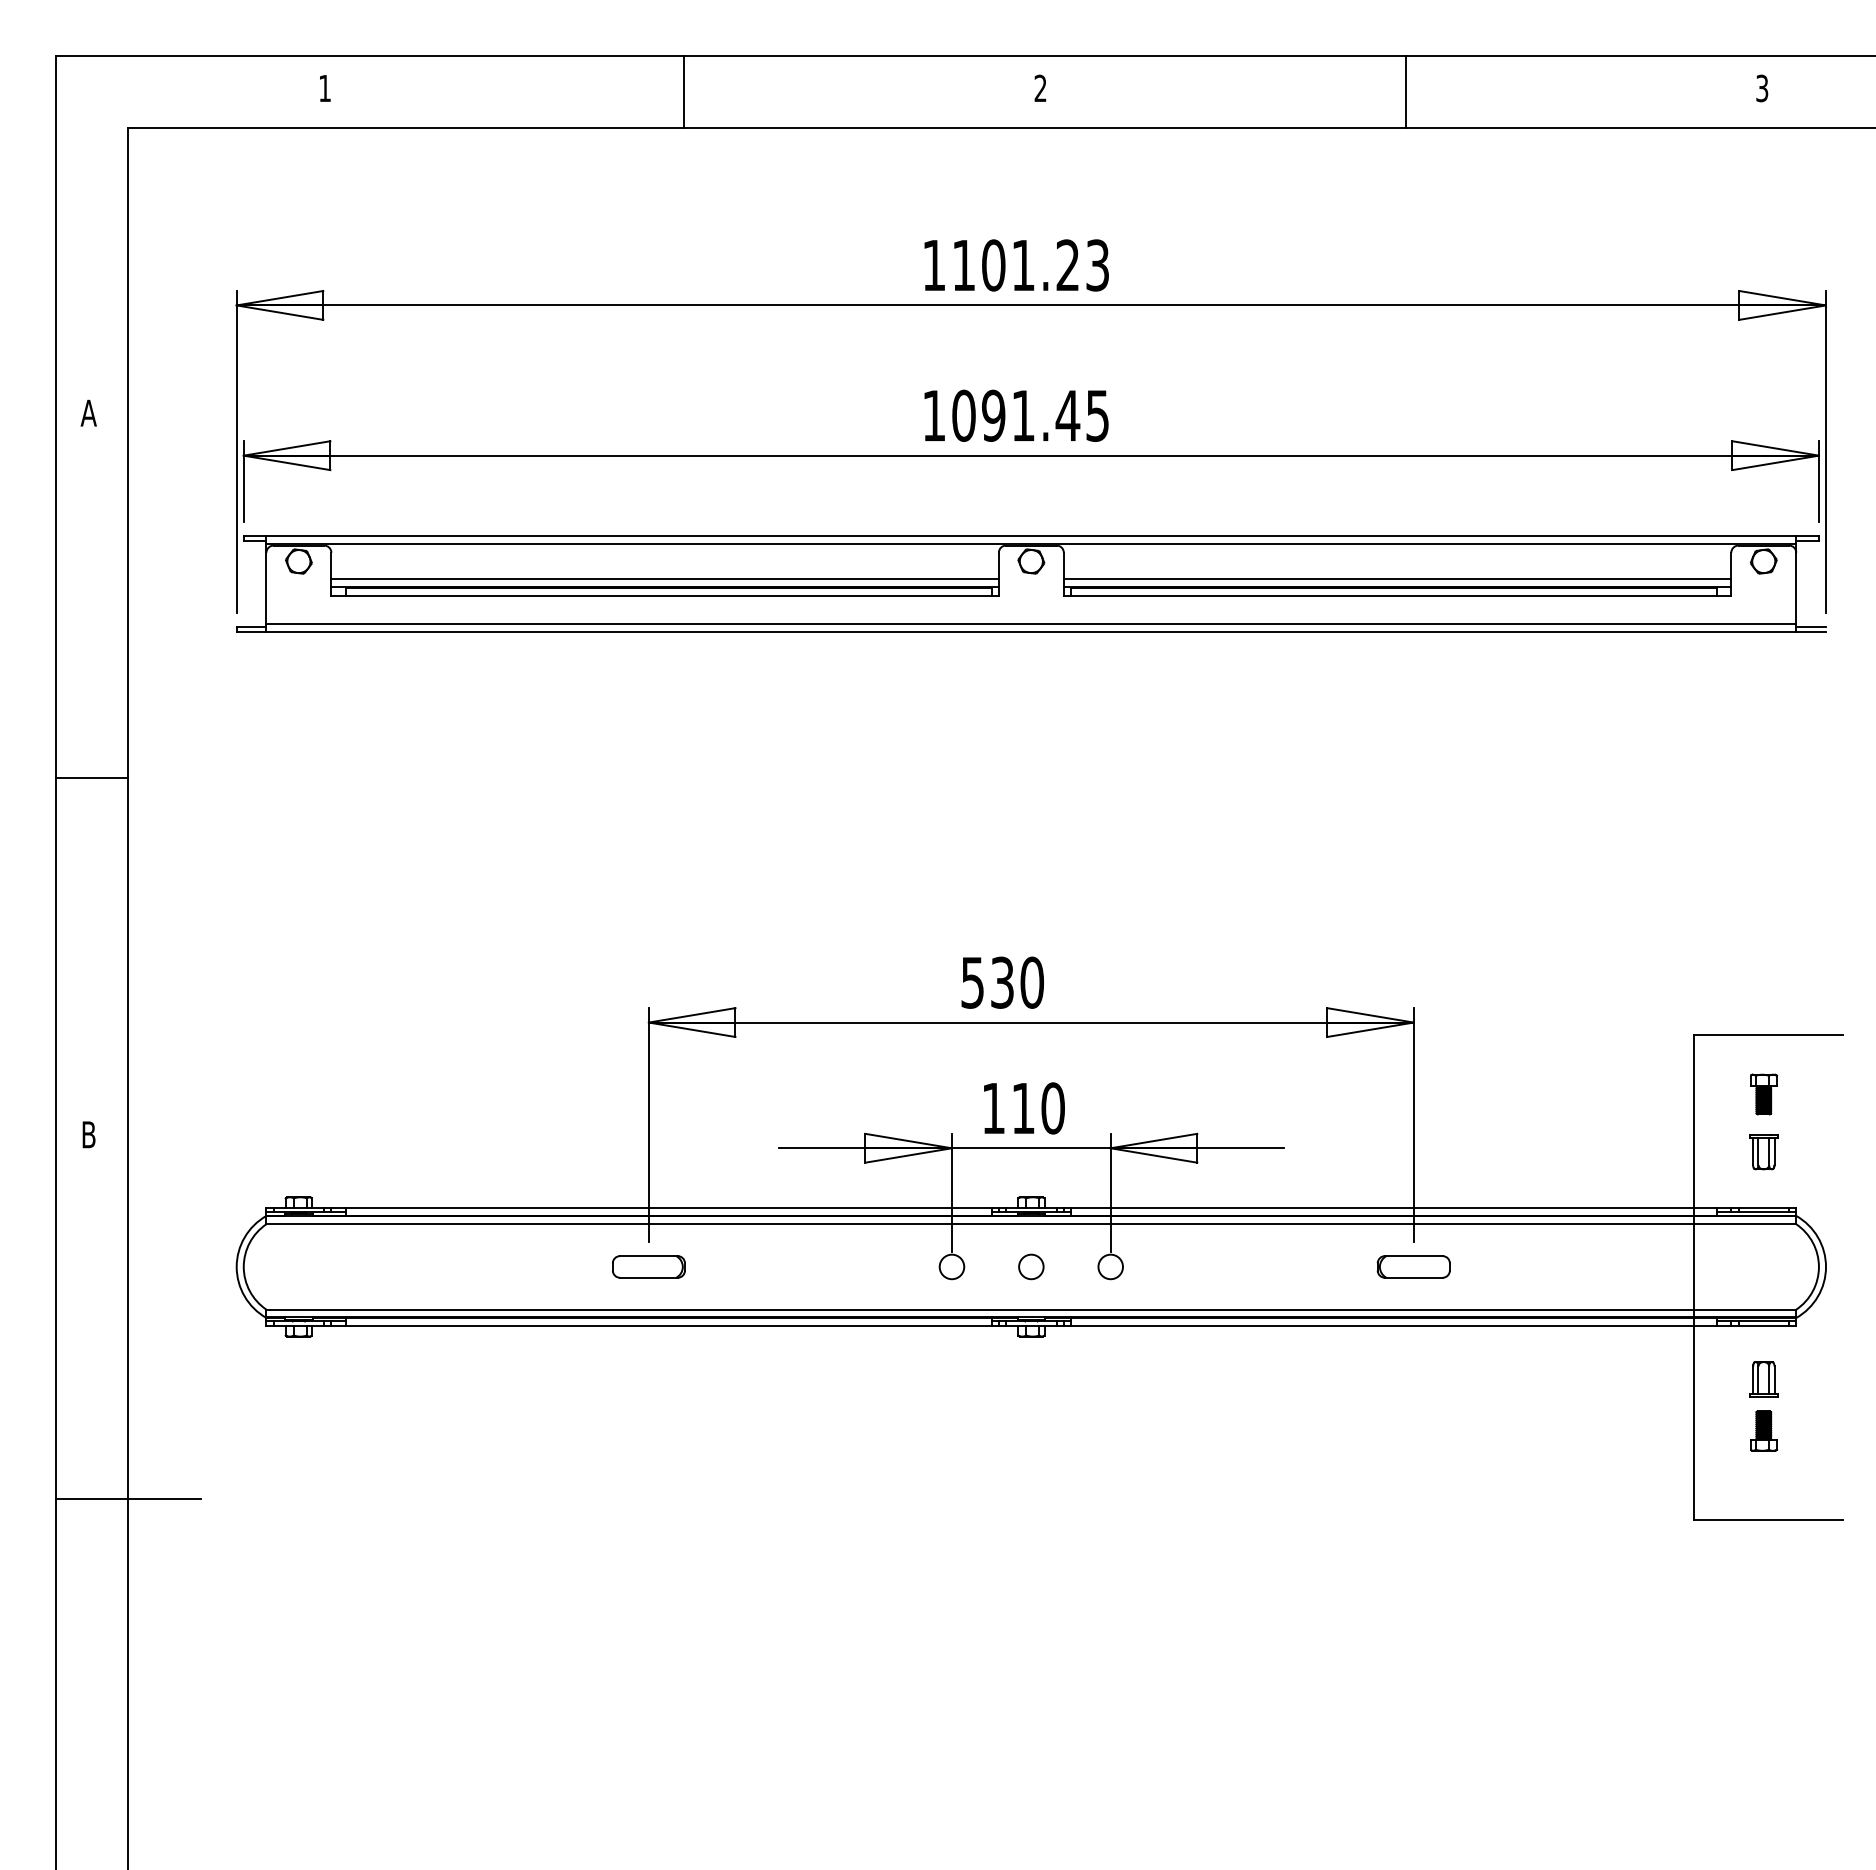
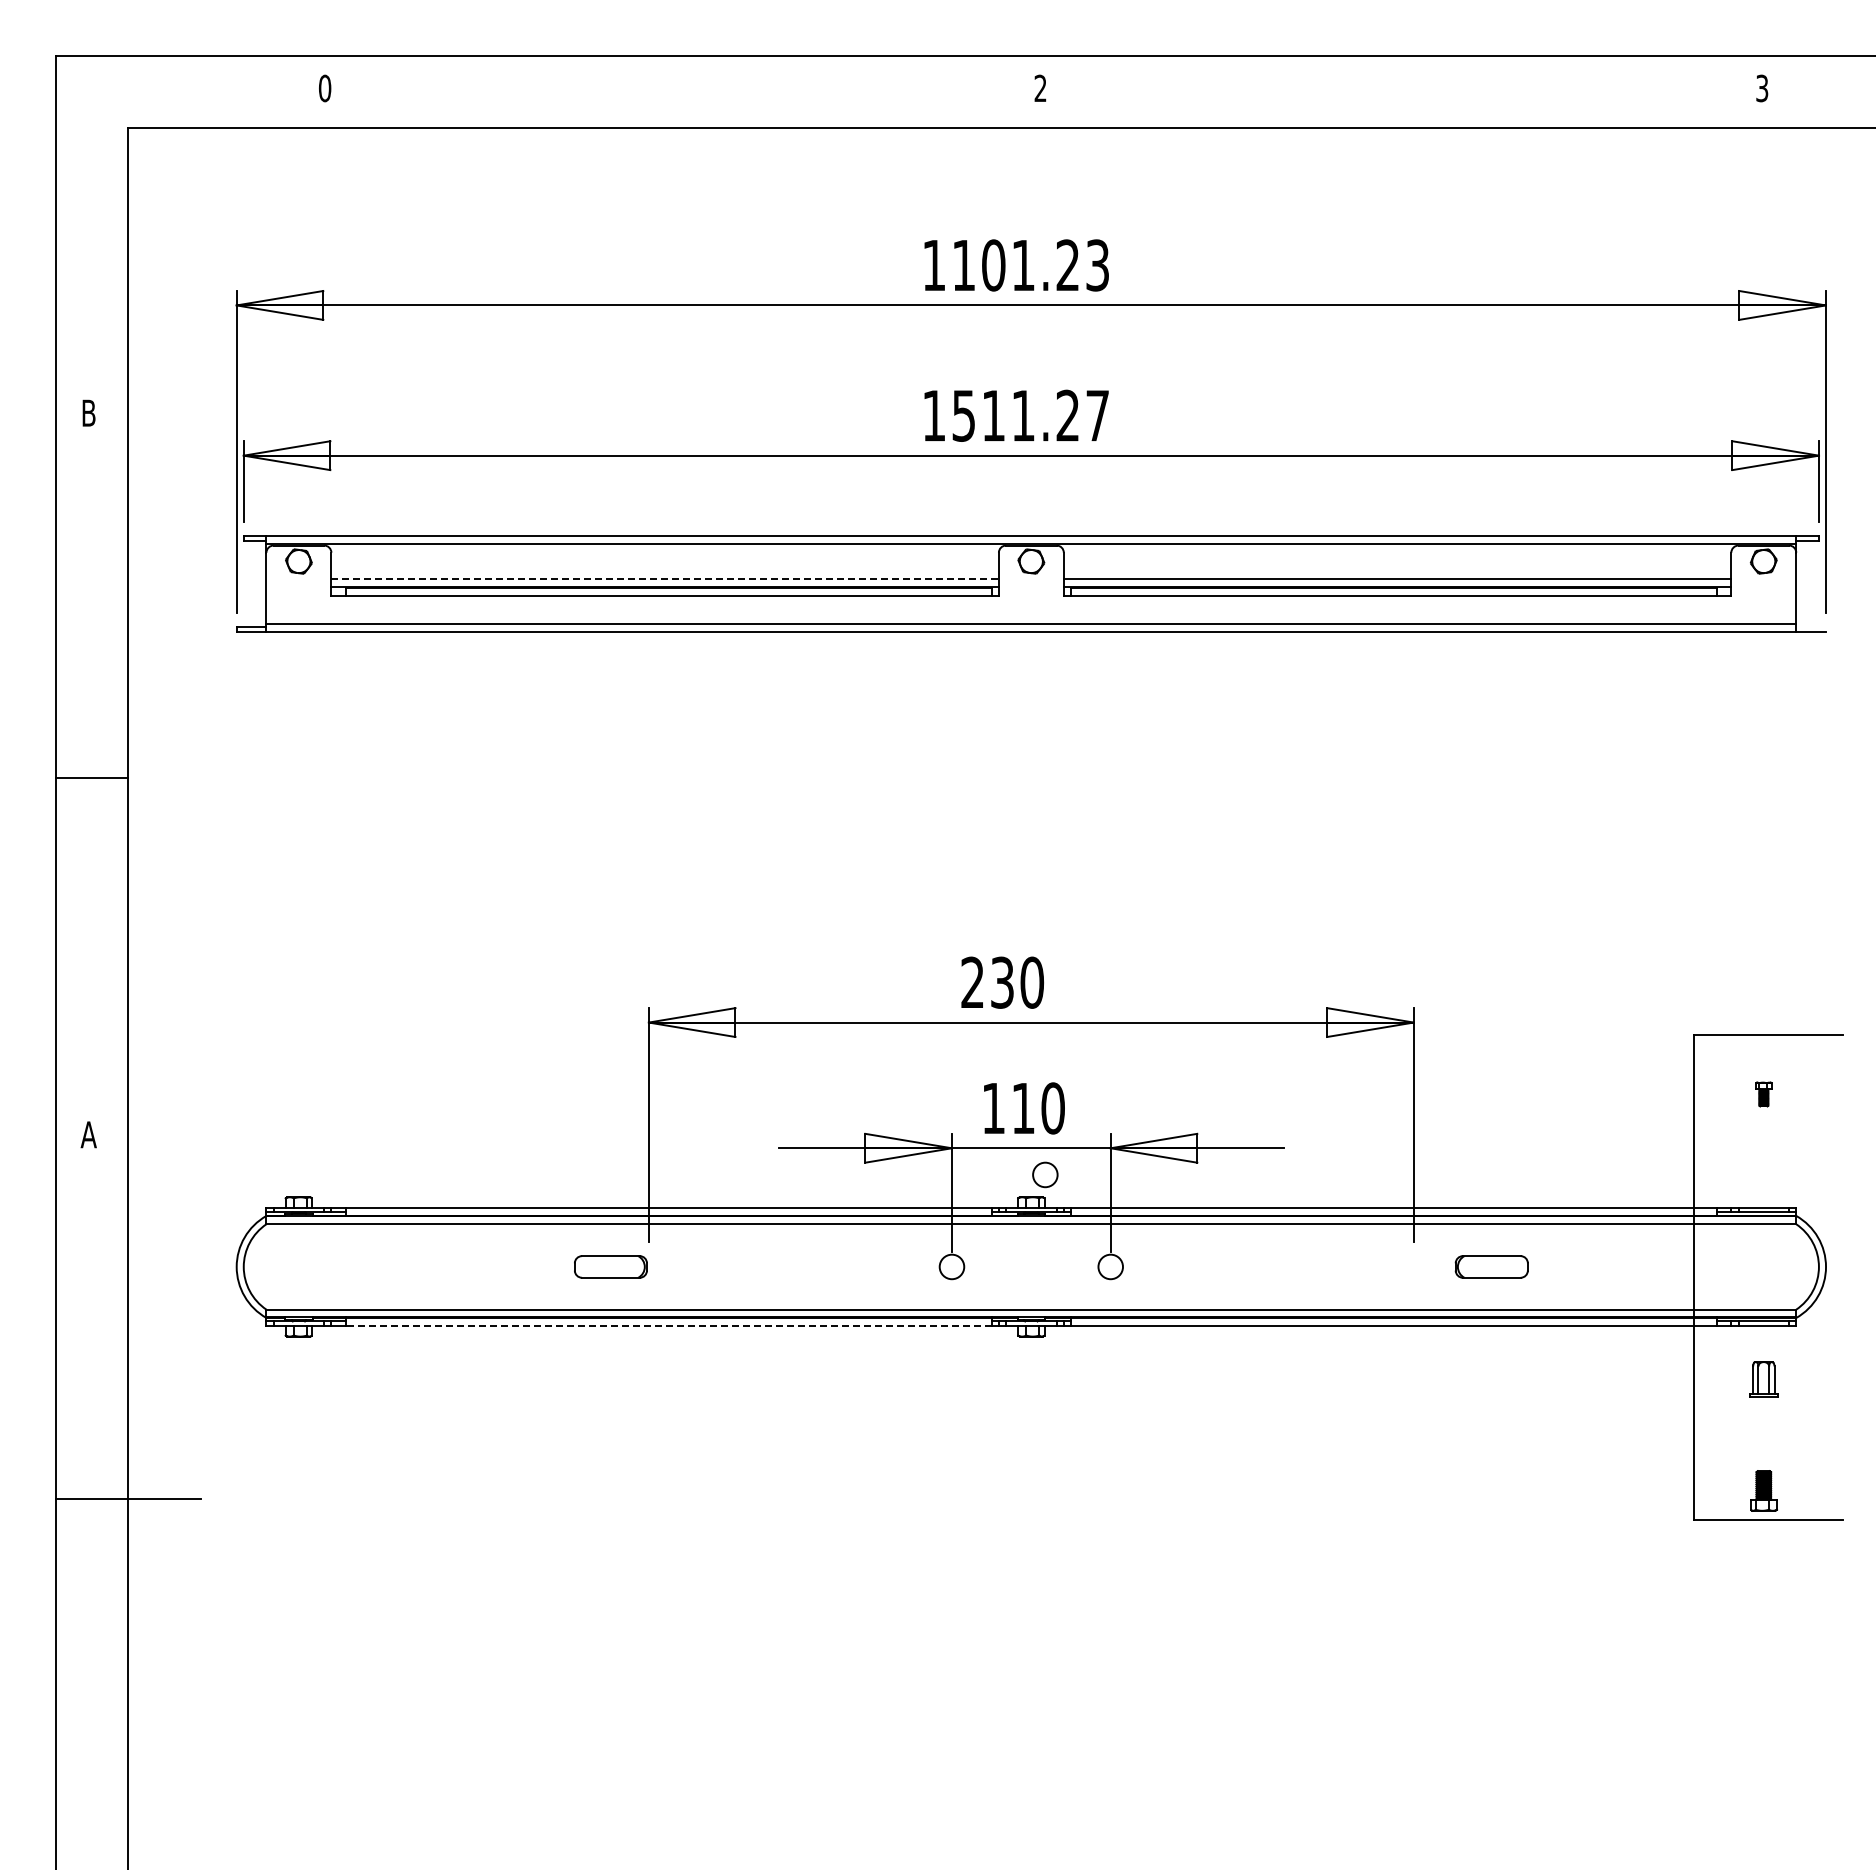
text: 1 -> 0 (325, 88)
line: present -> none (684, 91)
line: present -> none (1405, 91)
text: A -> B (88, 412)
text: 1091.45 -> 1511.27 (1030, 415)
line: solid -> dashed (665, 579)
line: present -> none (1811, 627)
text: 530 -> 230 (972, 982)
part size: 28x43 px -> 18x27 px (1763, 1094)
text: B -> A (88, 1134)
part: present -> none (1763, 1152)
part position: (648, 1266) -> (610, 1266) (610, 1266)
circle position: (1031, 1266) -> (1045, 1174) (1045, 1174)
part position: (1413, 1266) -> (1491, 1266) (1491, 1266)
line: solid -> dashed (668, 1325)
part position: (1763, 1430) -> (1763, 1490) (1763, 1490)
